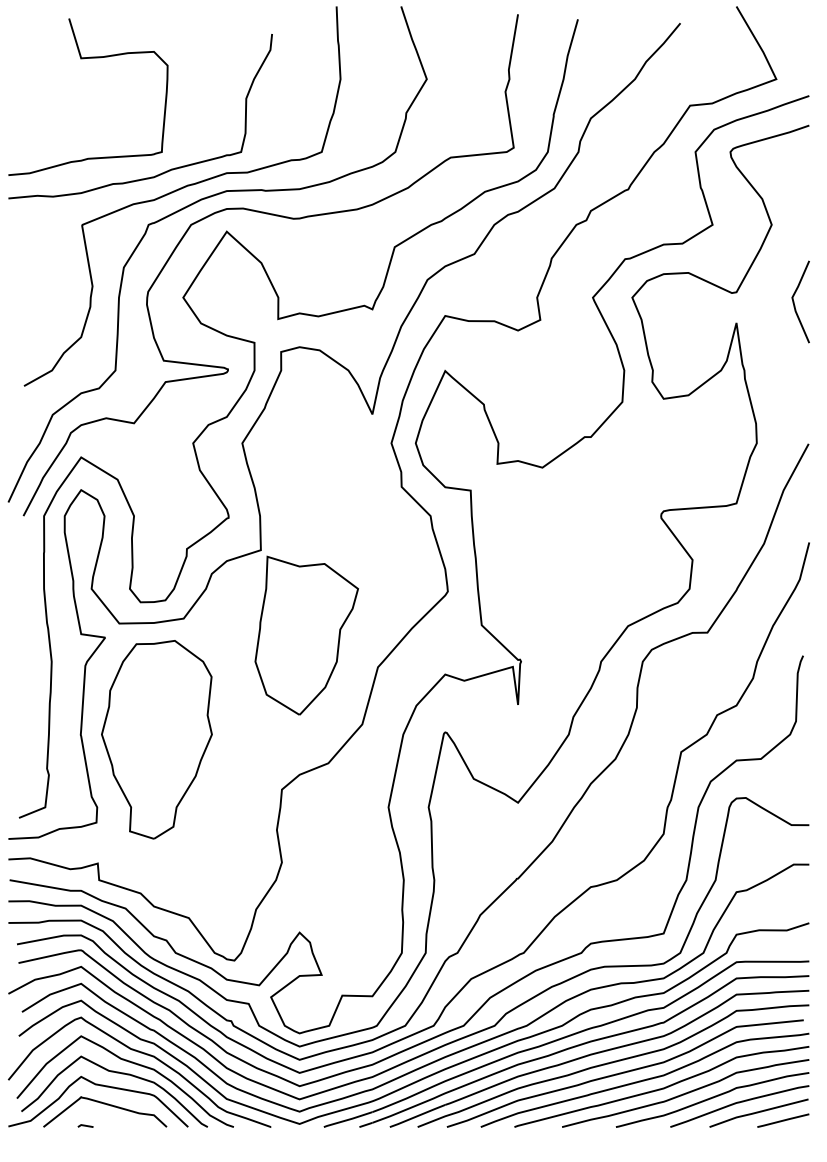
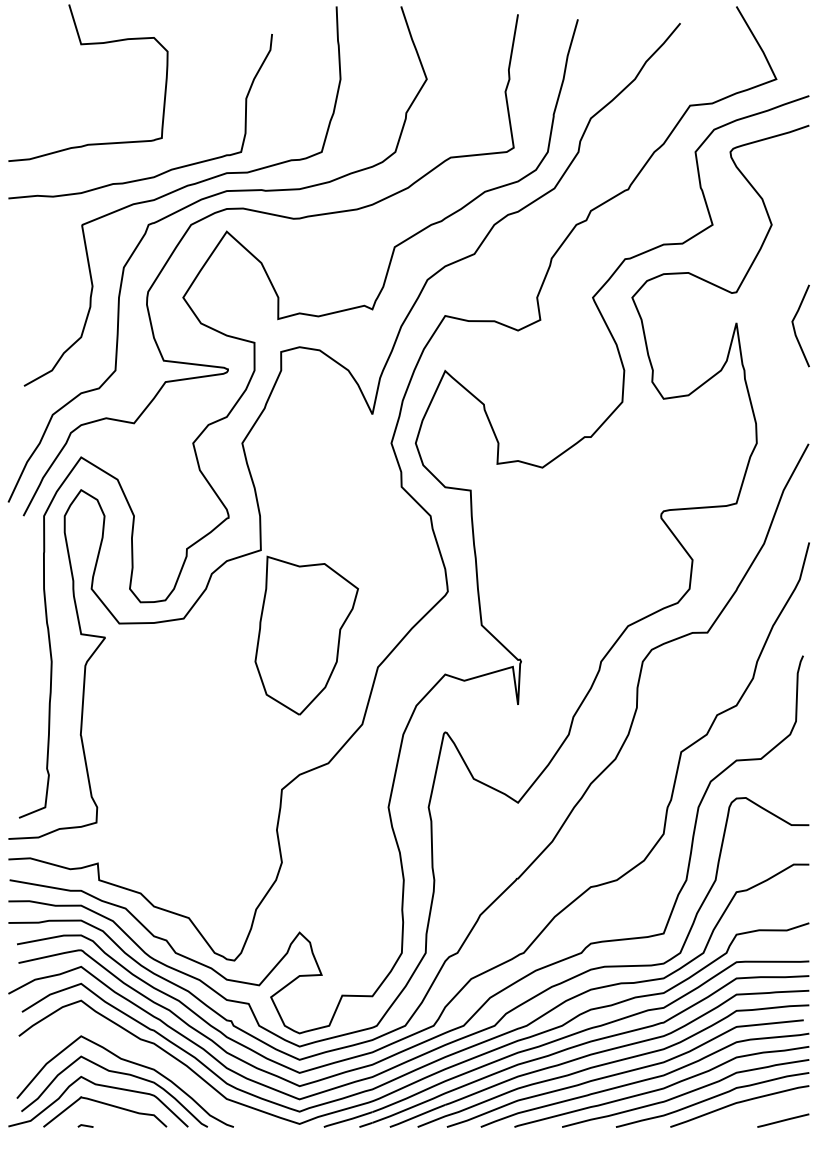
curve position: (83, 59) -> (83, 45) (83, 45)
line position: (794, 301) -> (794, 325) (794, 325)
part: present -> none (156, 739)
curve: present -> none (143, 1054)
line: present -> none (758, 1112)
